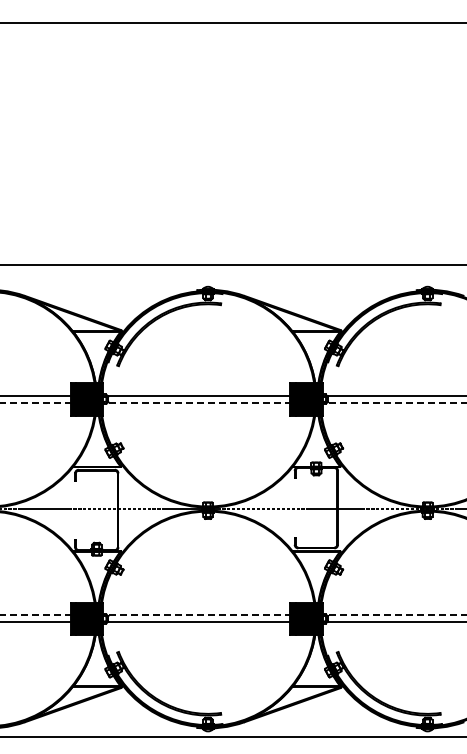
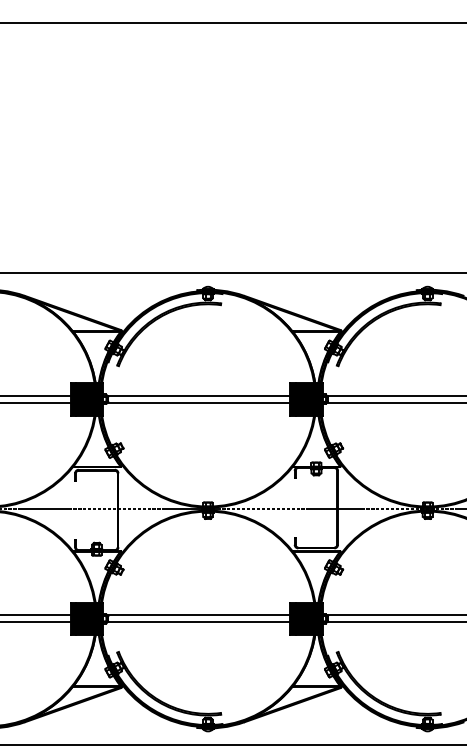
line position: (232, 264) -> (232, 272) (232, 272)
line: dashed -> solid (233, 402)
line: dashed -> solid (233, 615)
line position: (232, 737) -> (232, 745) (232, 745)
